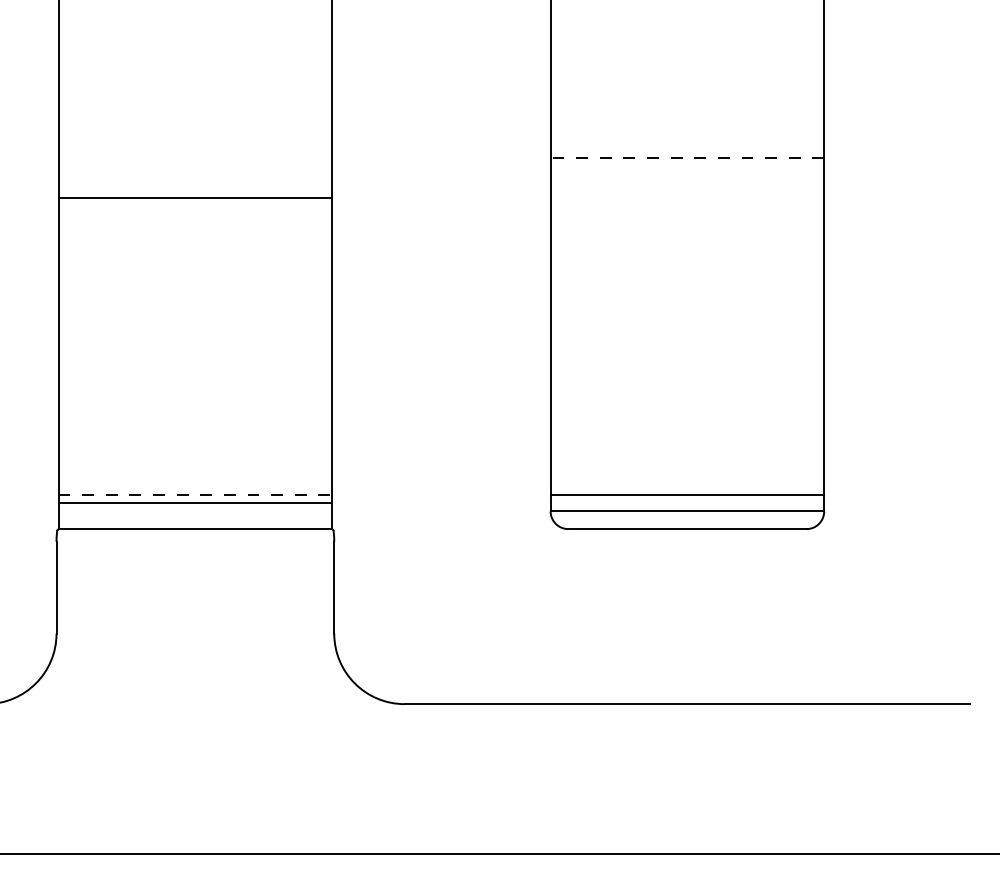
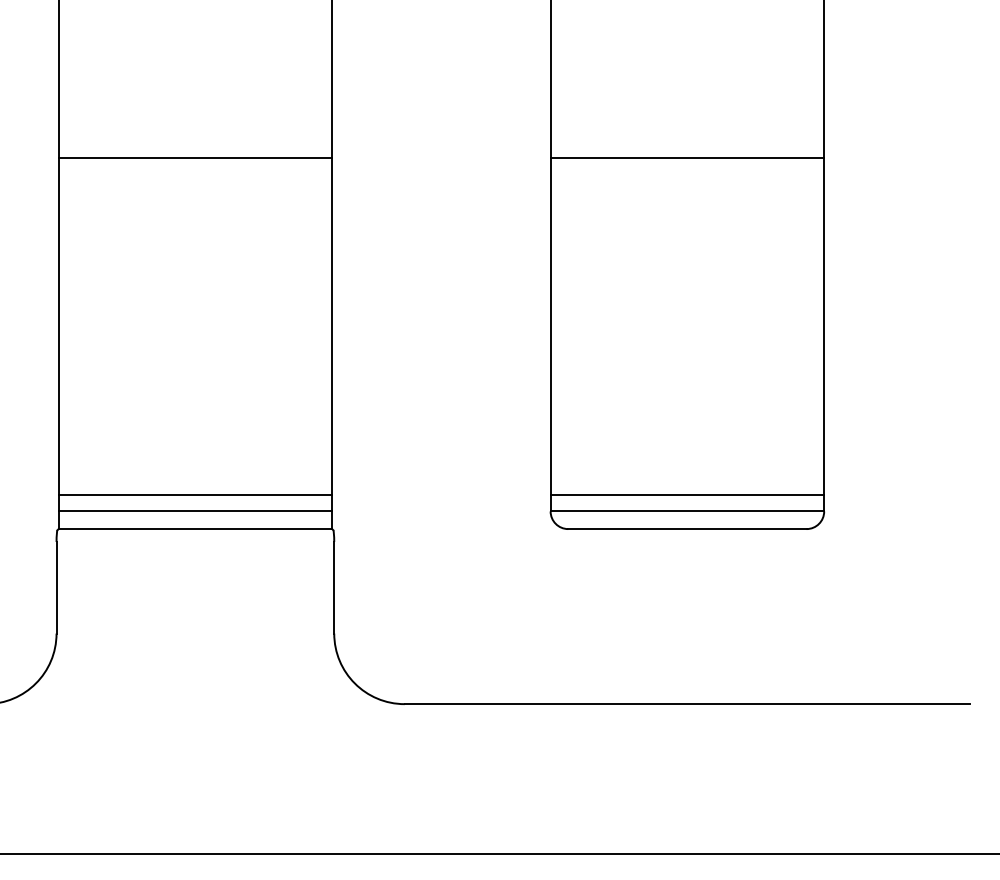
line: dashed -> solid (687, 157)
line position: (195, 197) -> (195, 157) (195, 157)
line: dashed -> solid (195, 495)
line position: (195, 503) -> (195, 511) (195, 511)
